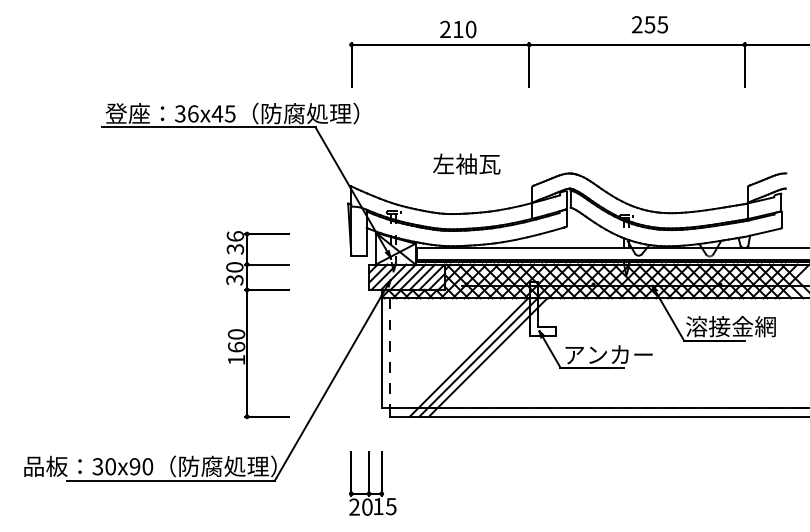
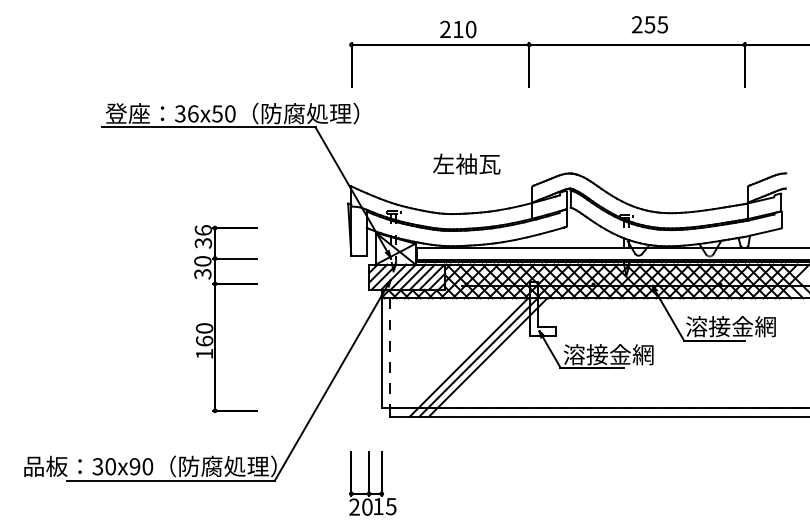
text: 36x45 -> 36x50 (223, 113)
part position: (247, 325) -> (215, 319) (215, 319)
text: アンカー -> 溶接金網 (608, 354)
